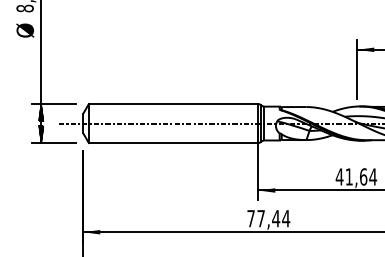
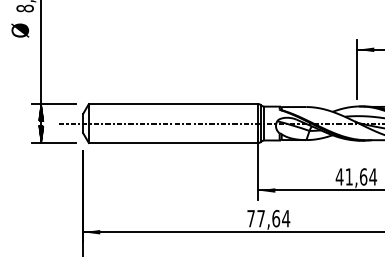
text position: (25, 30) -> (20, 30) (20, 30)
text: 77,44 -> 77,64 (276, 218)
